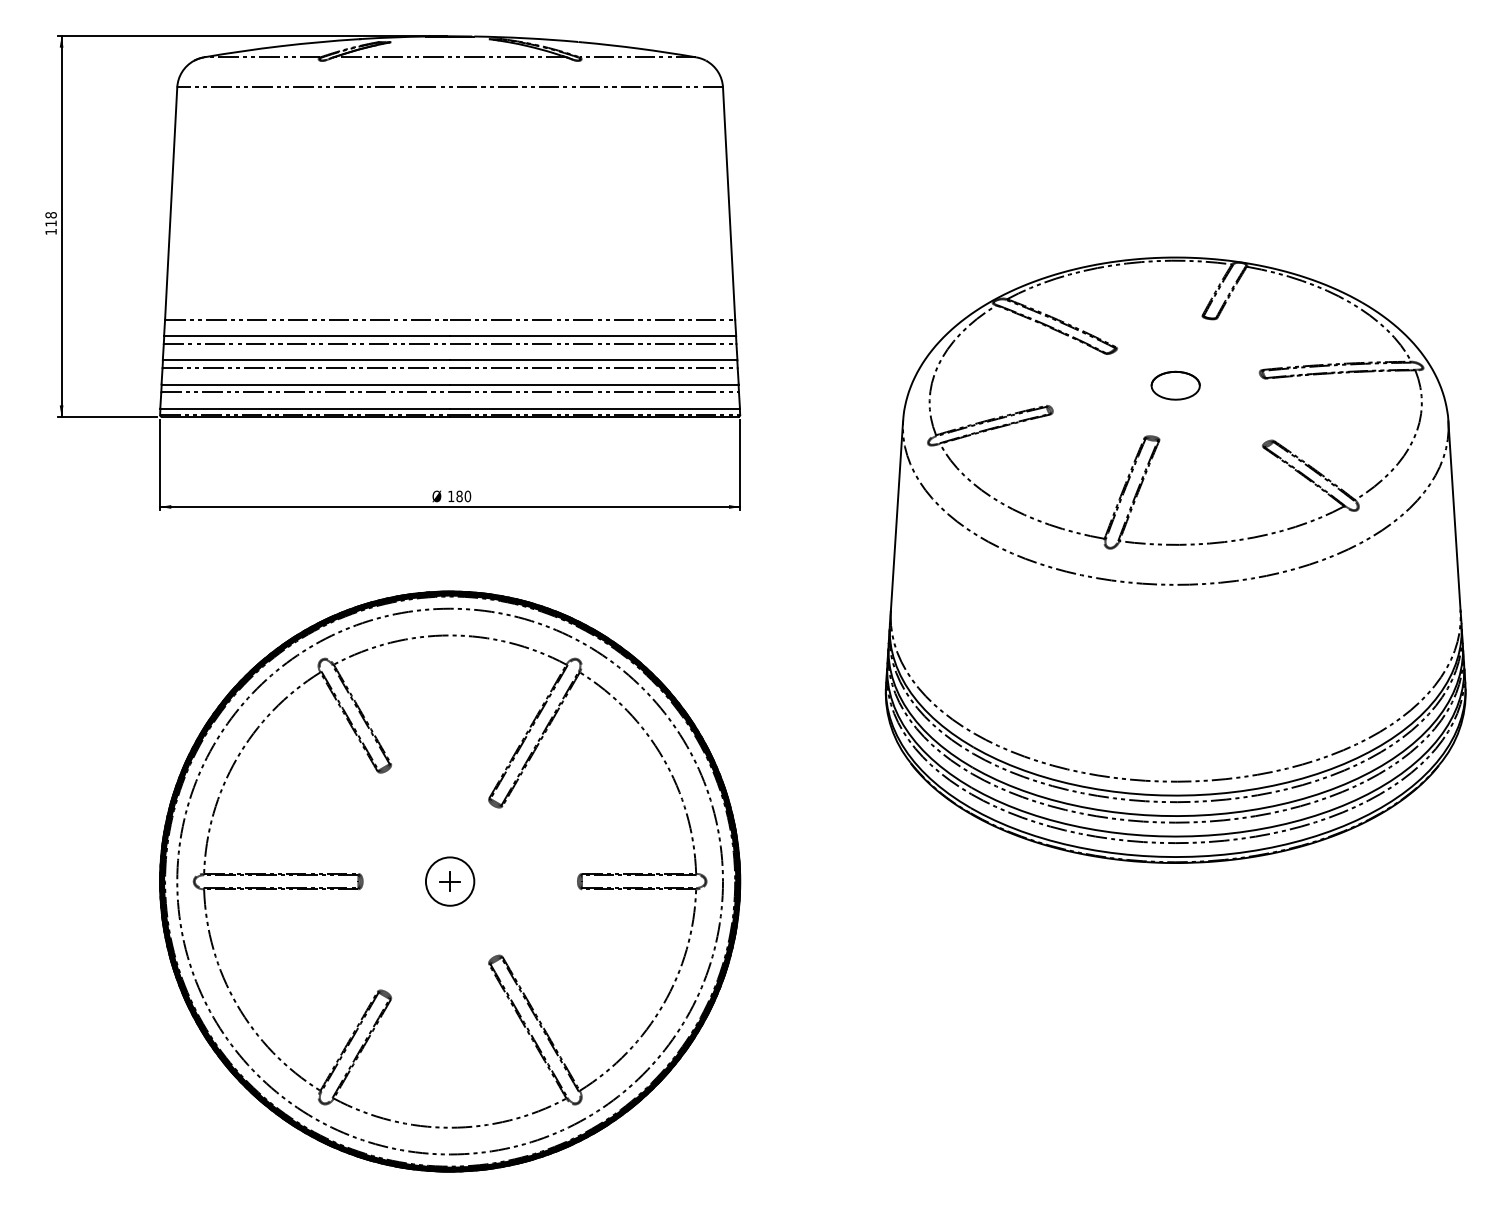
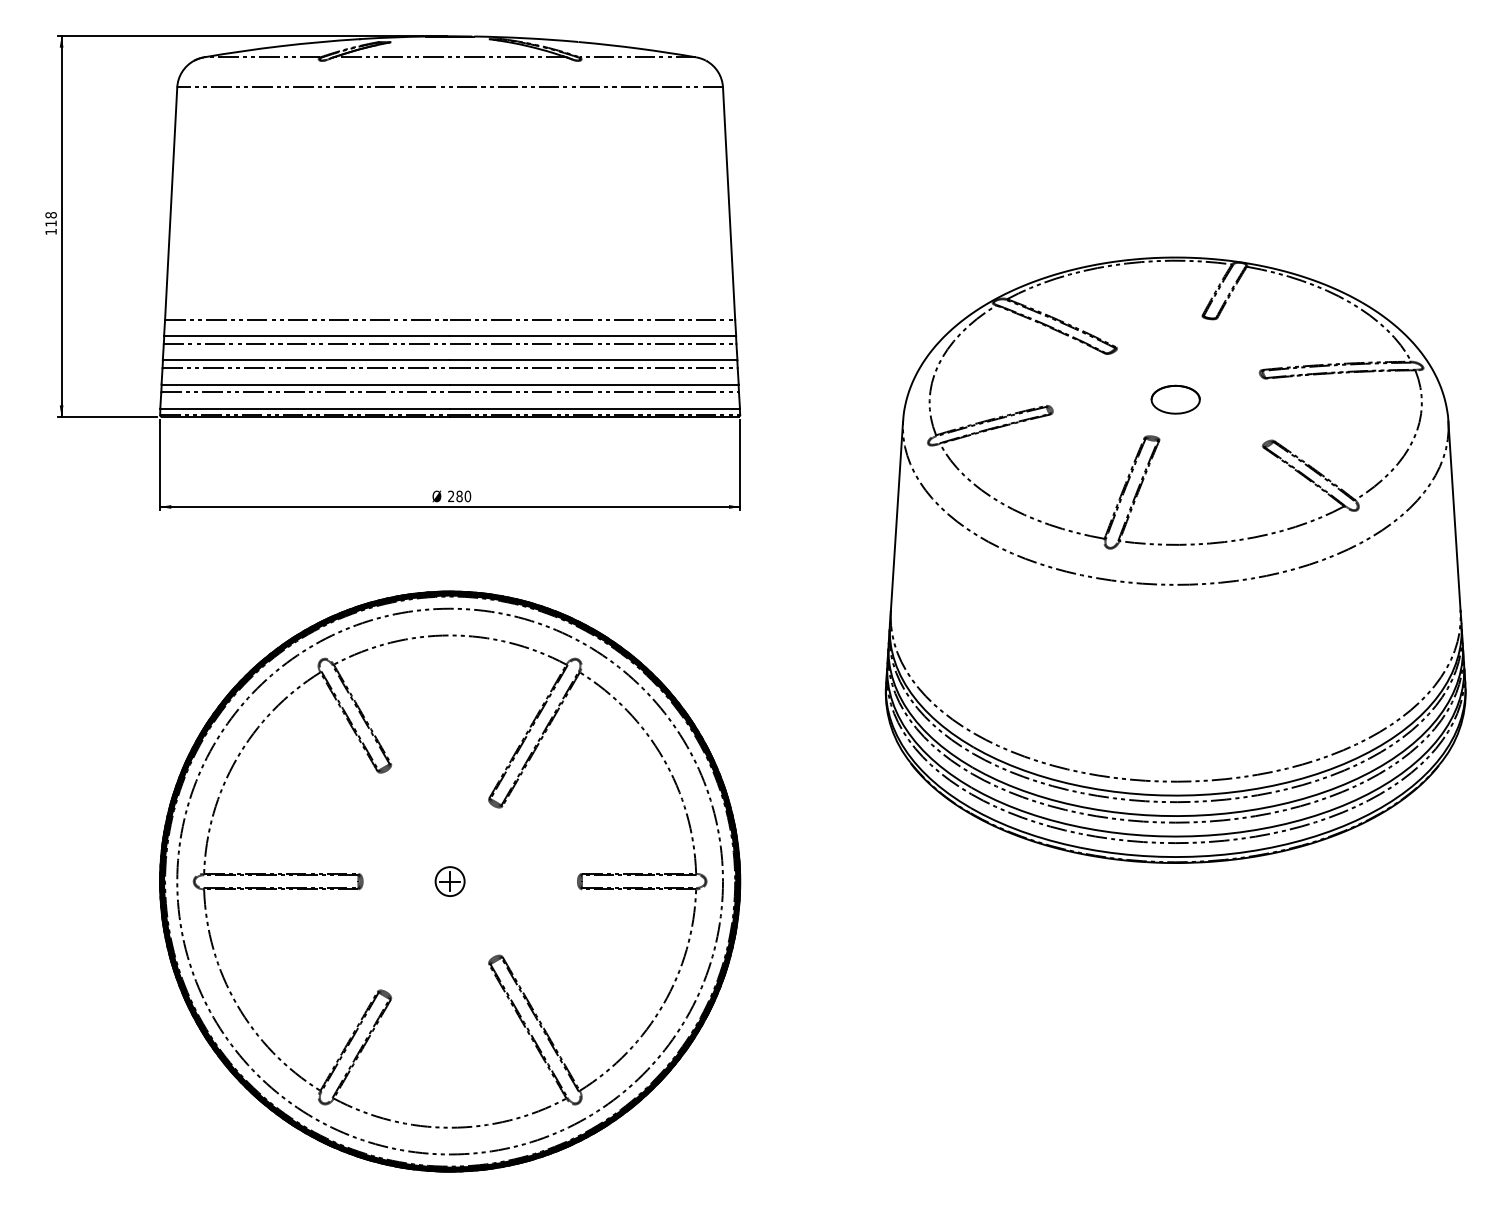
part position: (1175, 385) -> (1175, 399) (1175, 399)
text: 180 -> 280 (451, 495)
circle diameter: 48 px -> 29 px (449, 881)
